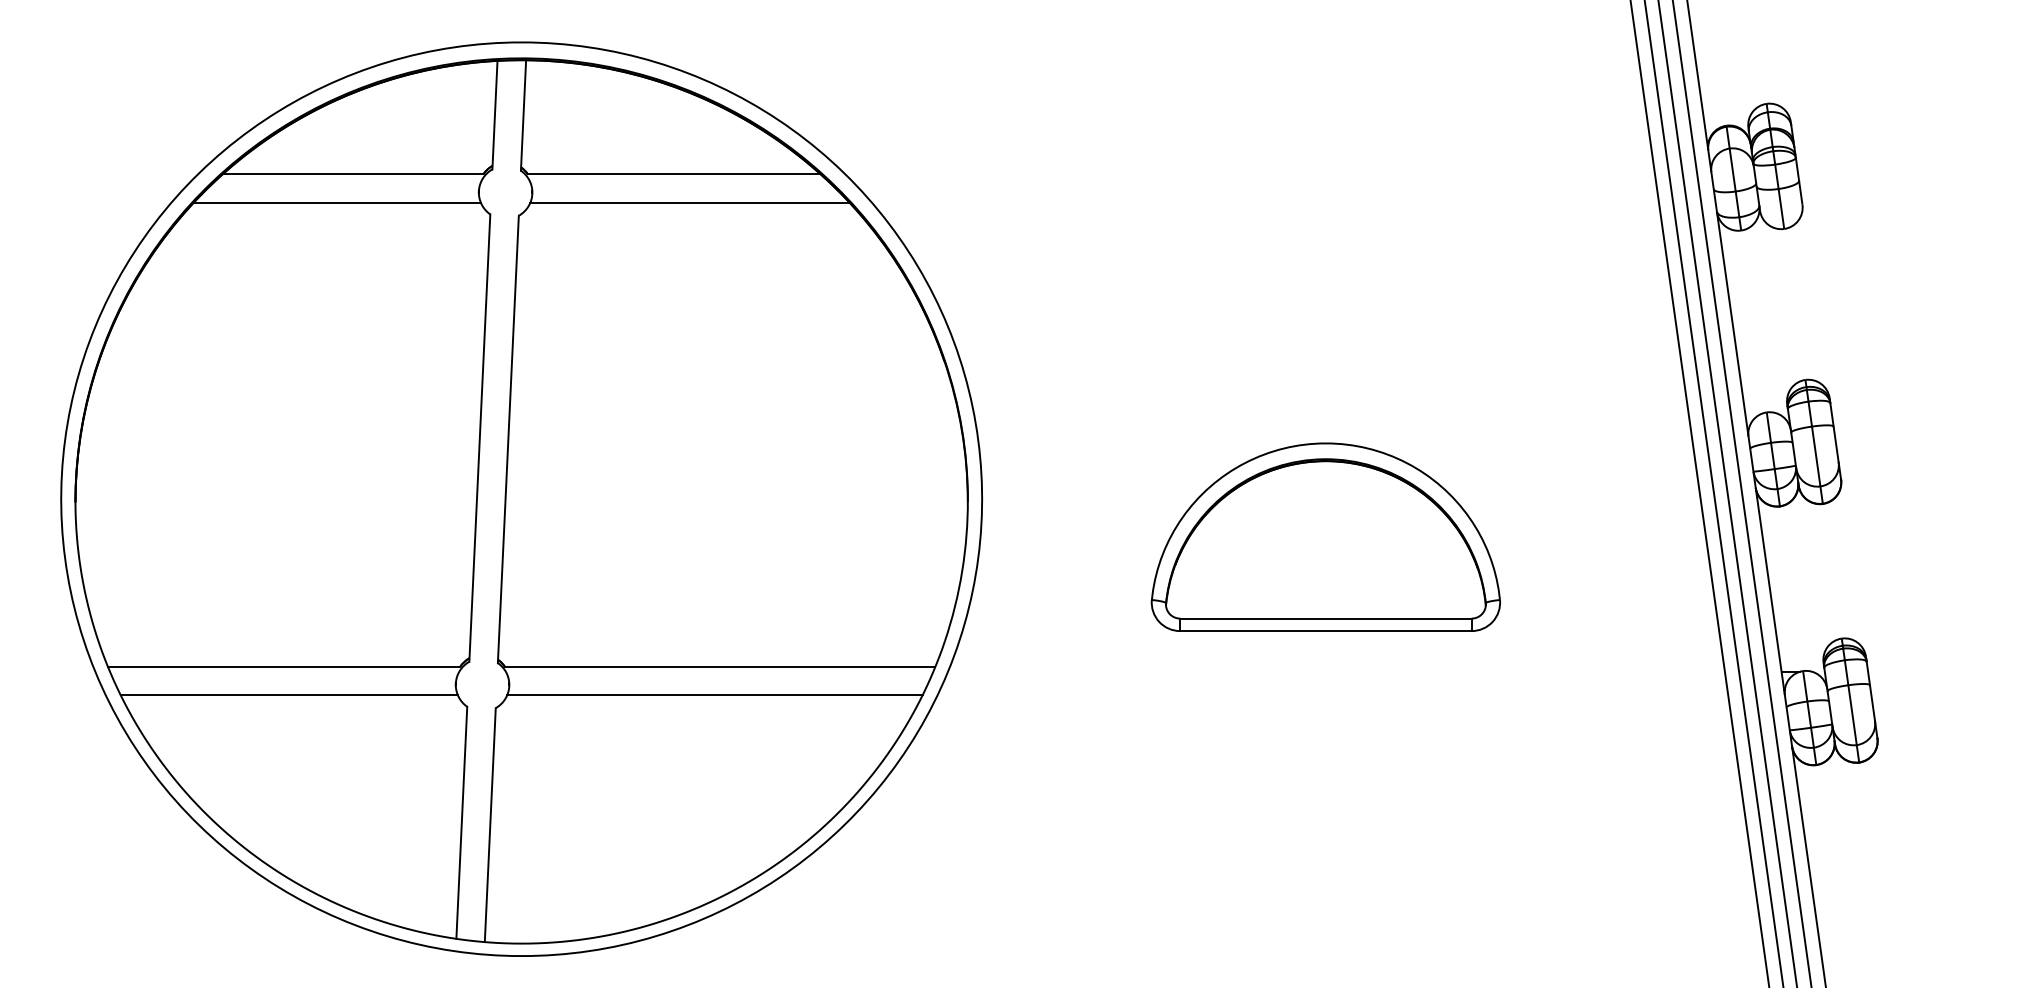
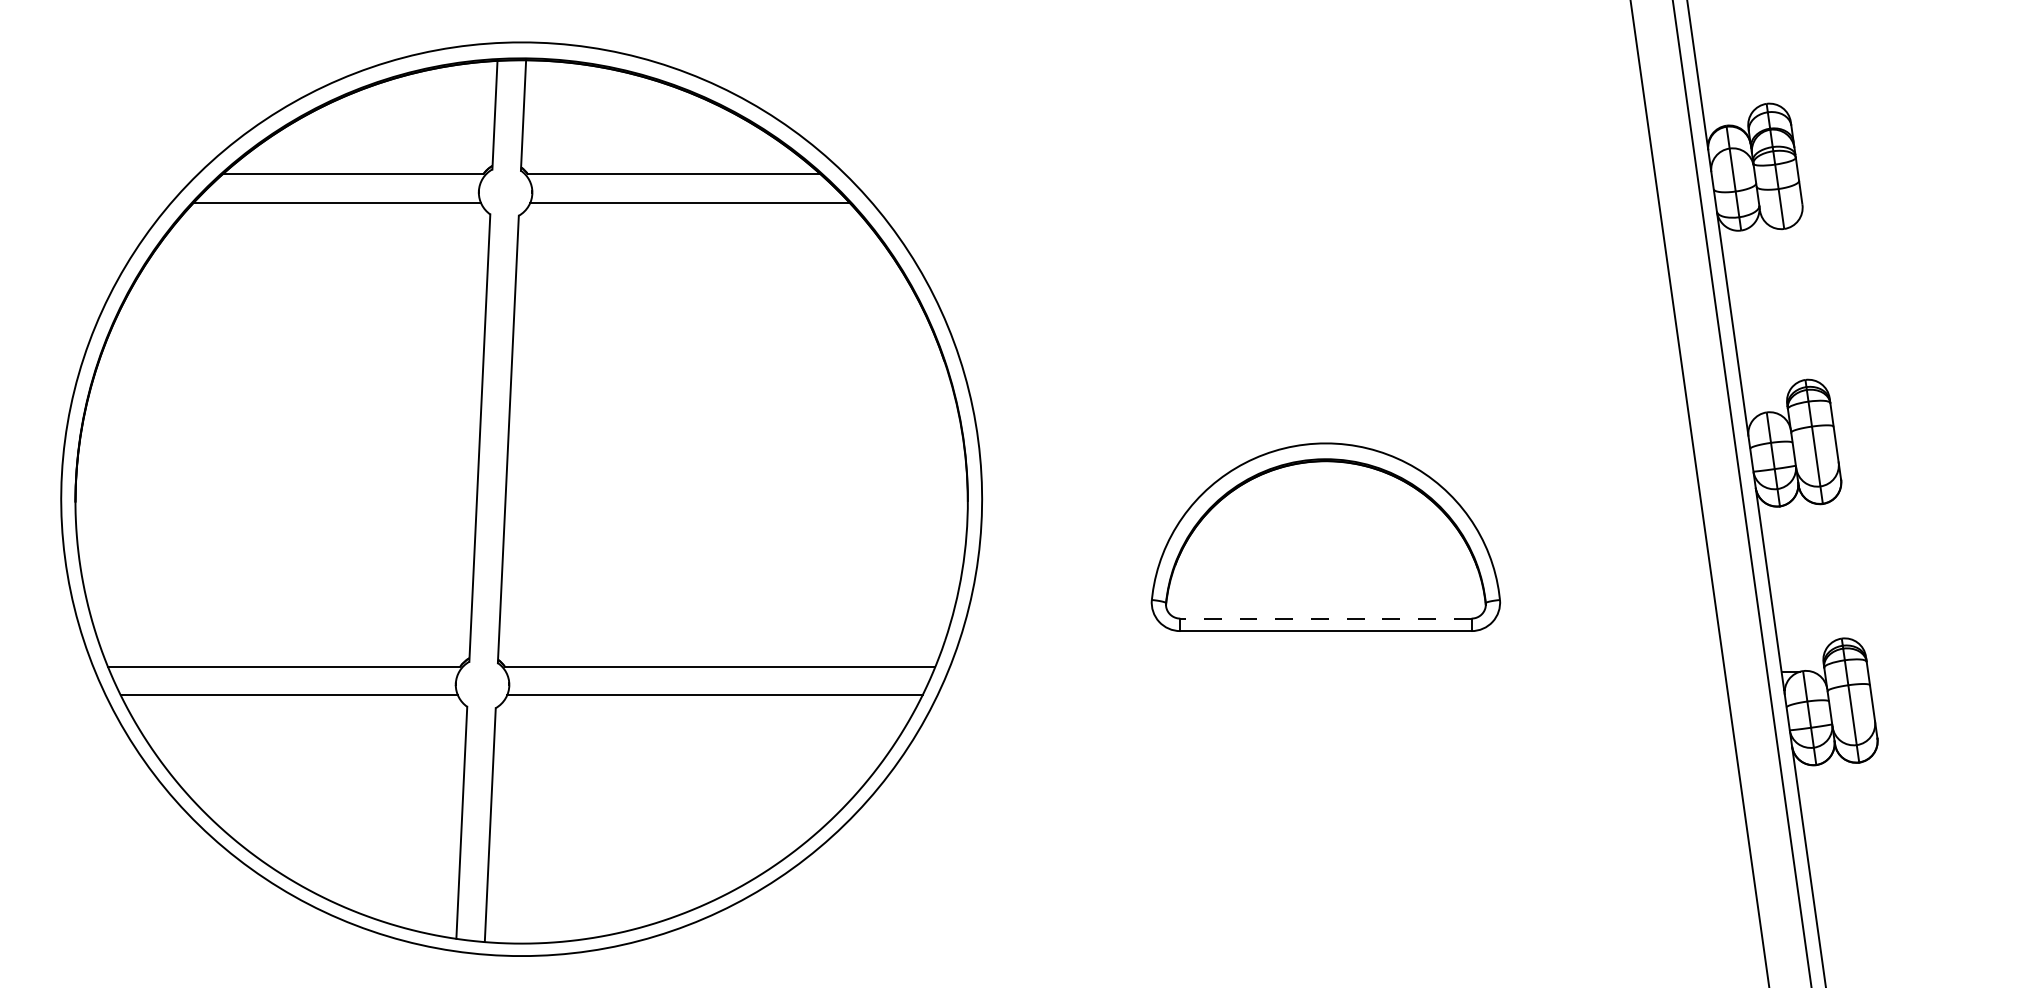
line: present -> none (1714, 493)
line: present -> none (1727, 493)
line: solid -> dashed (1325, 618)
